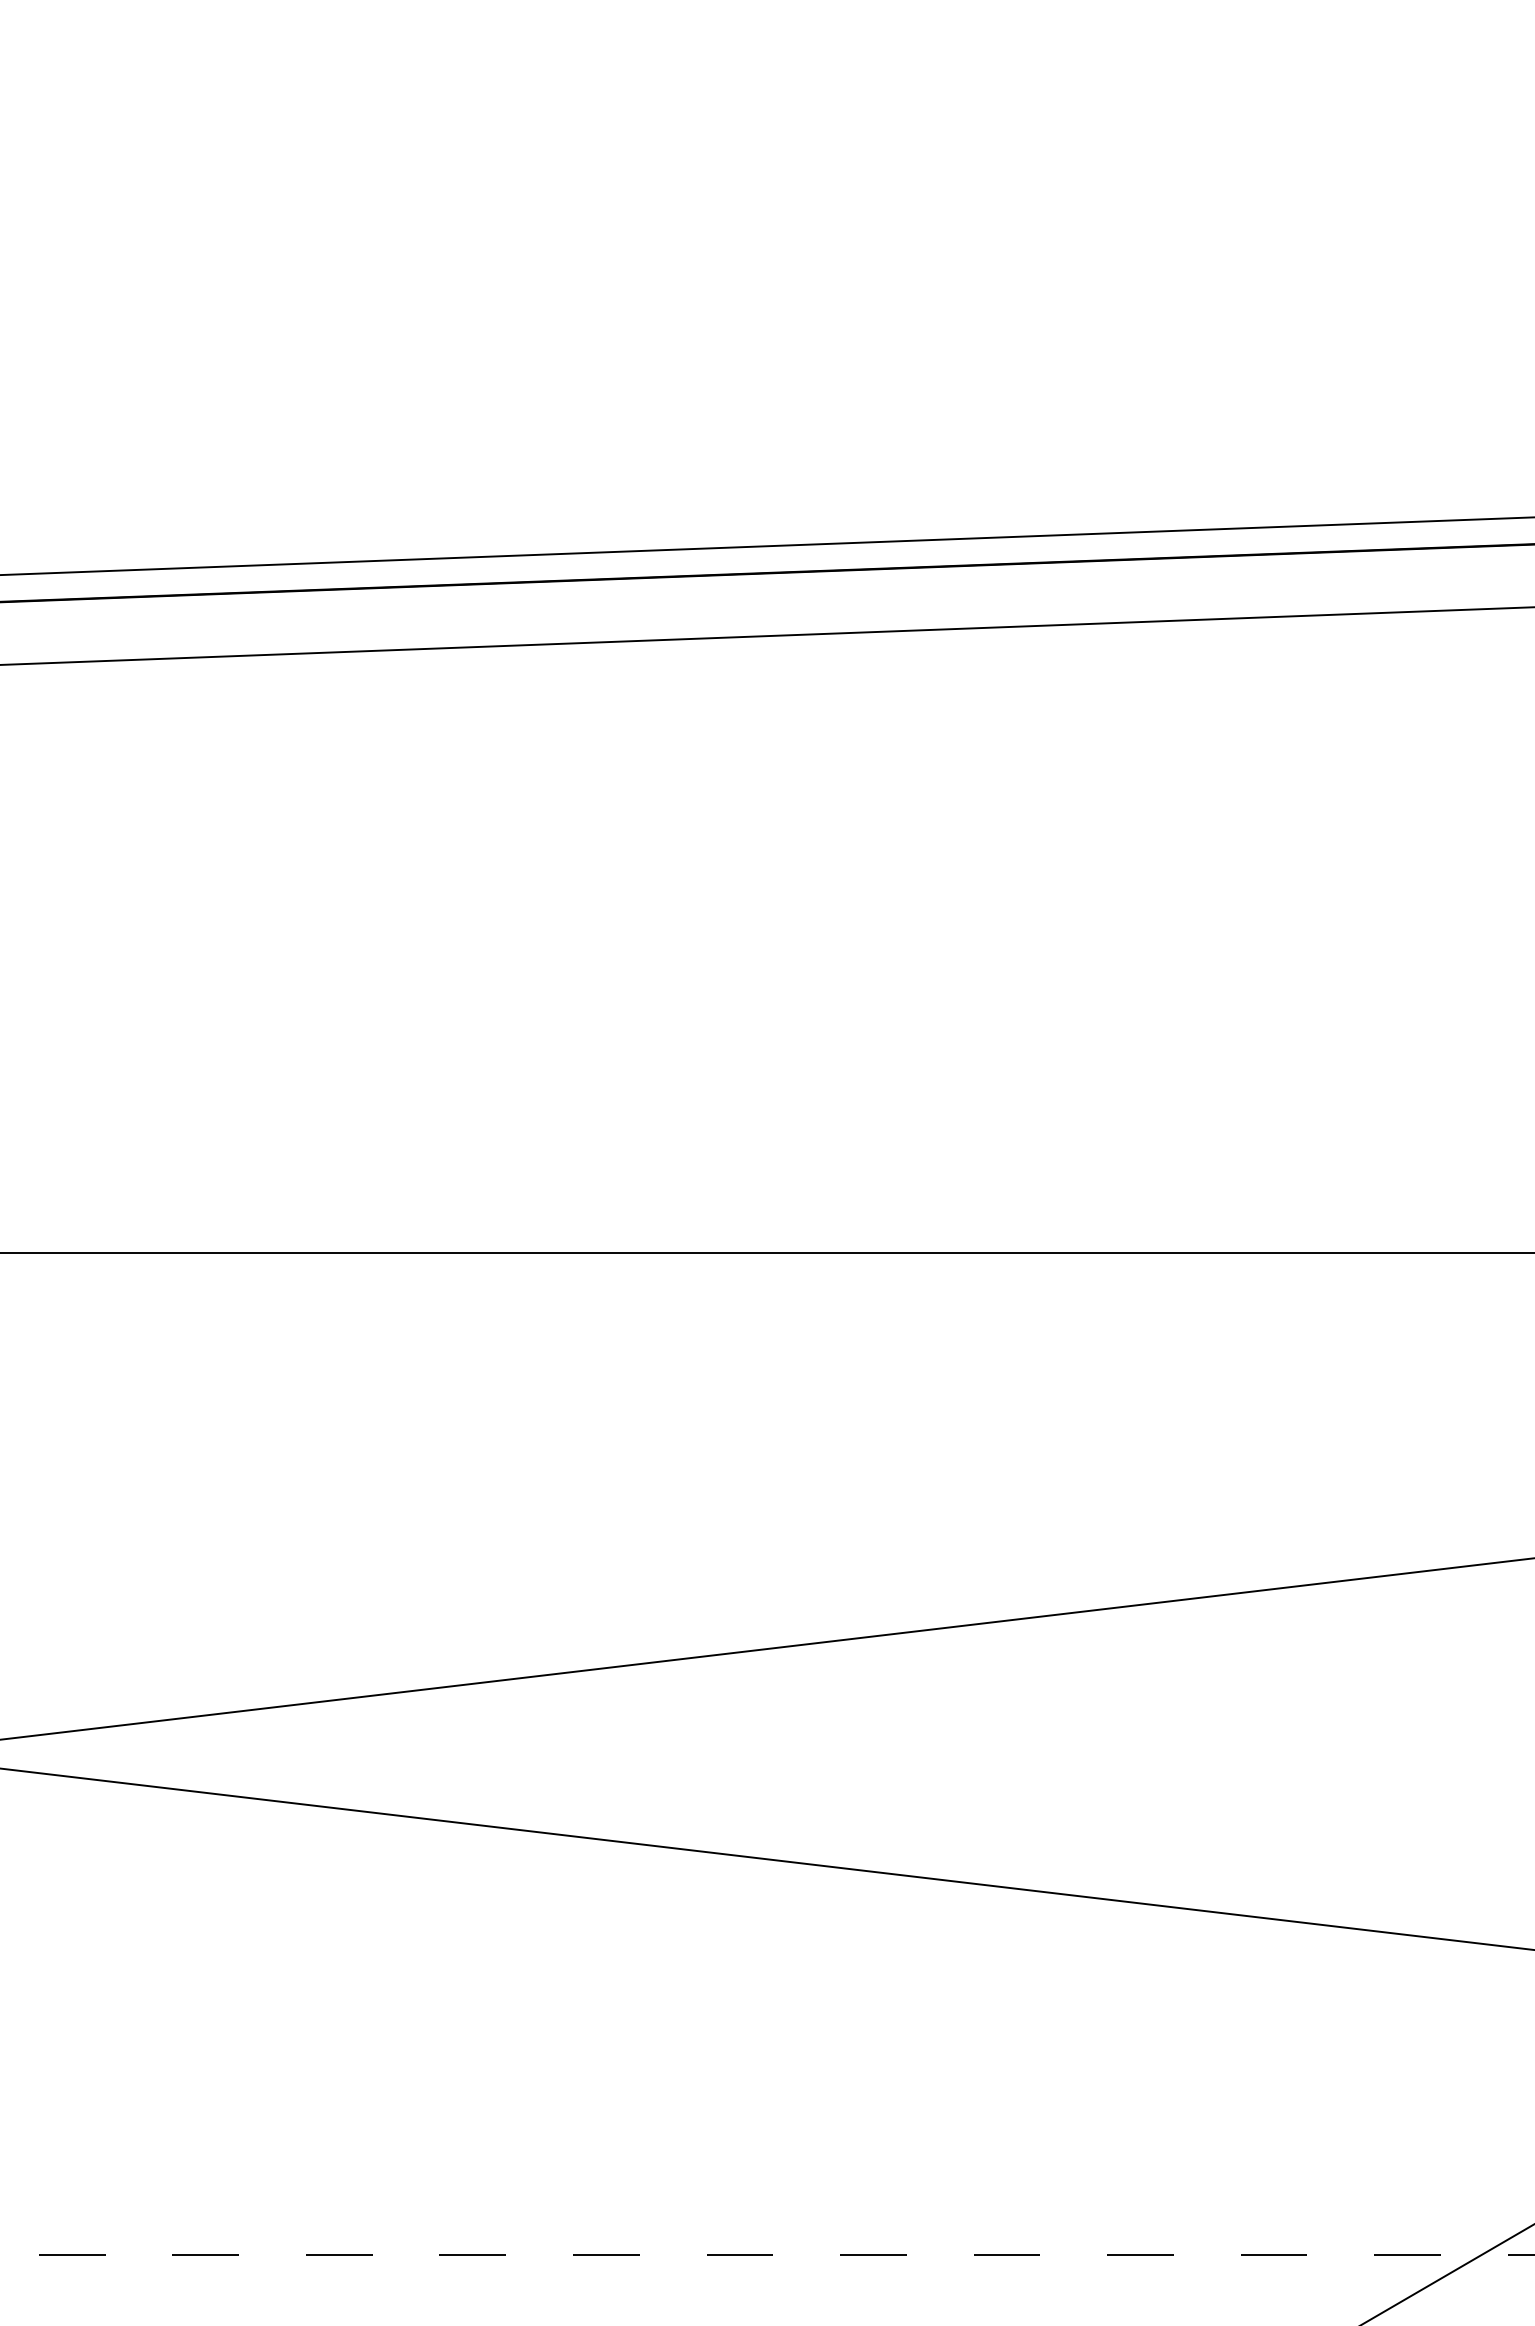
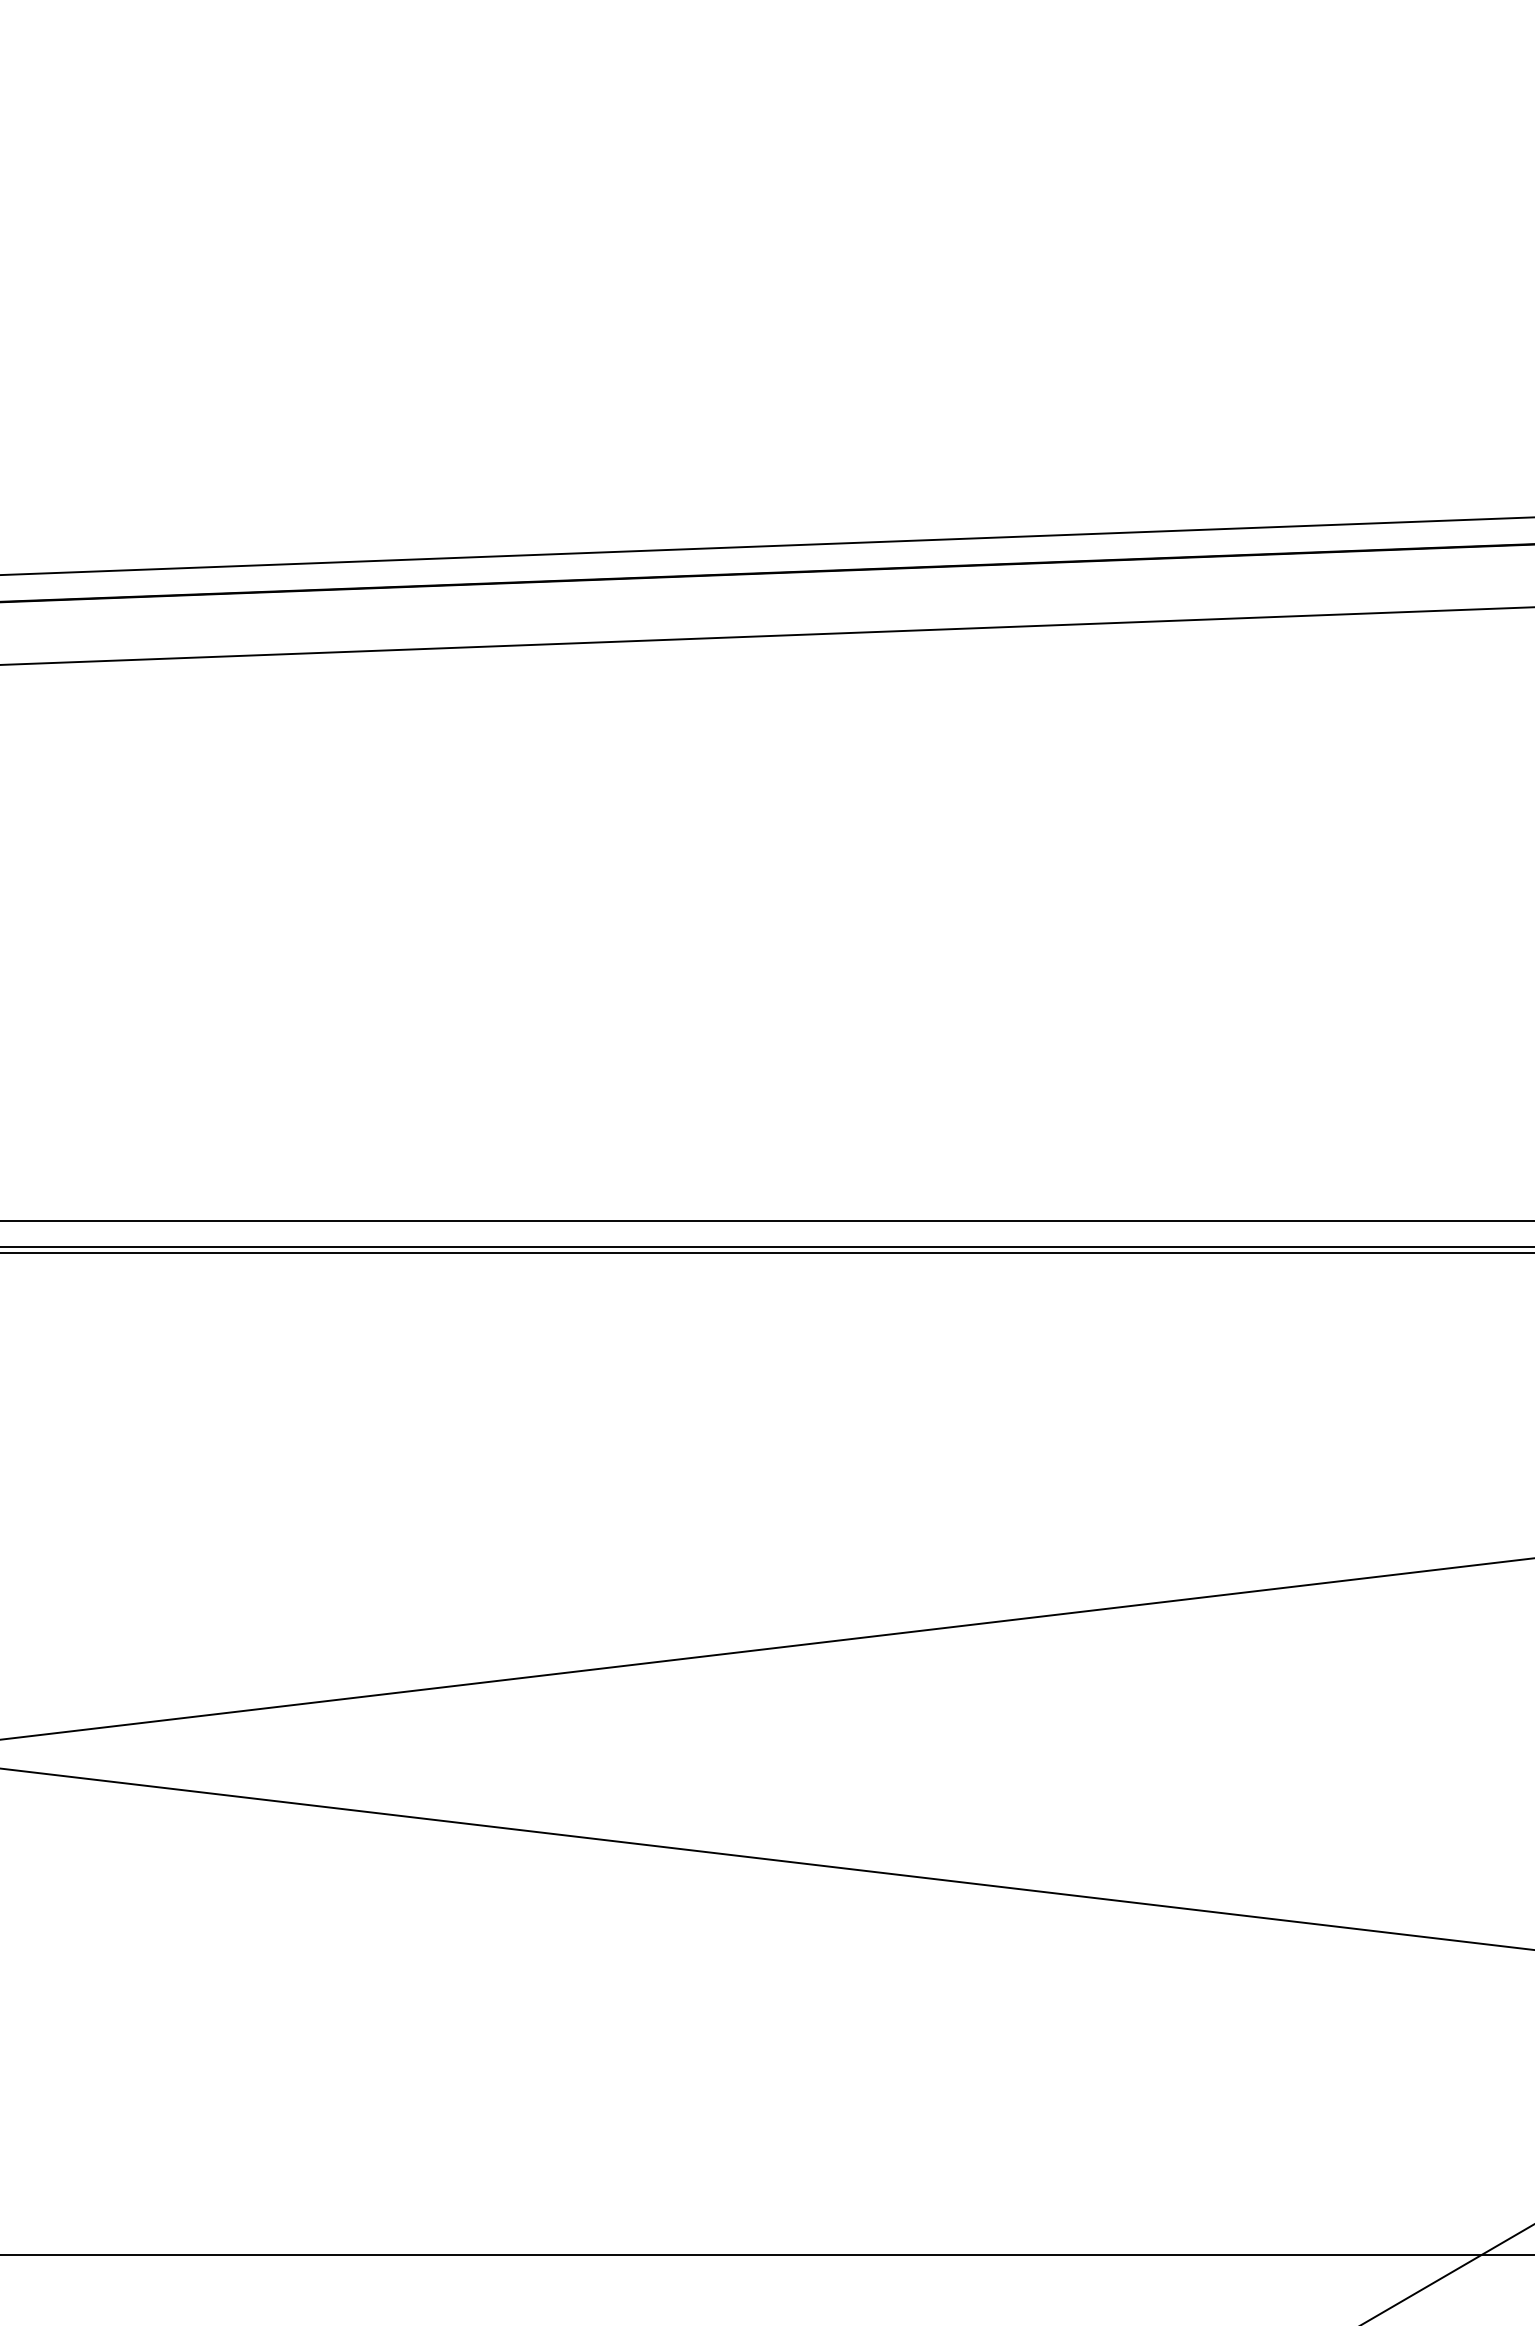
line: none -> present (766, 1220)
line: none -> present (766, 1246)
line: dashed -> solid (766, 2254)
